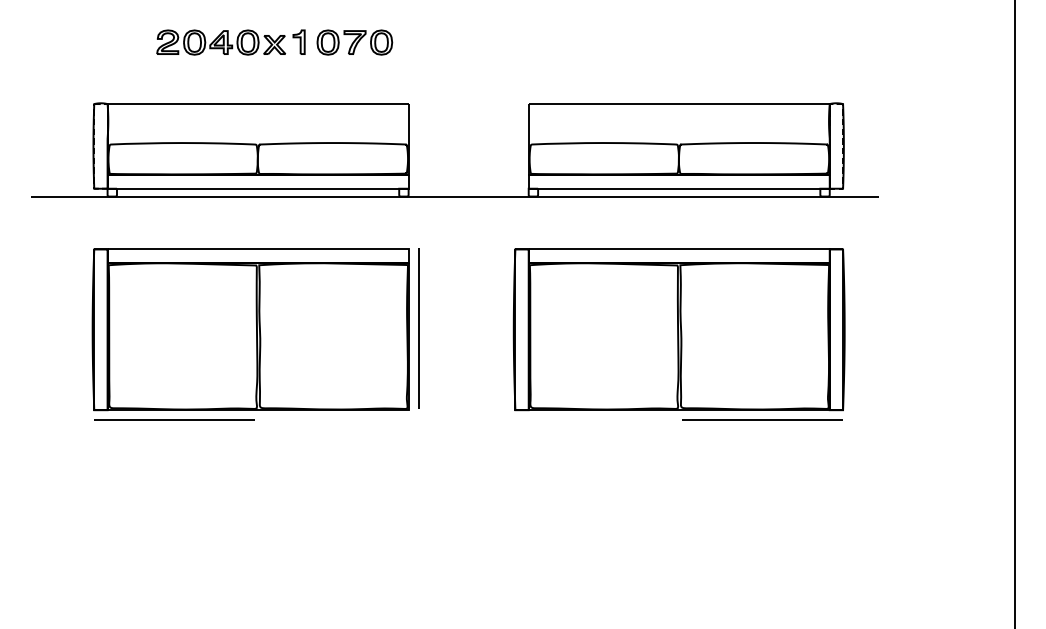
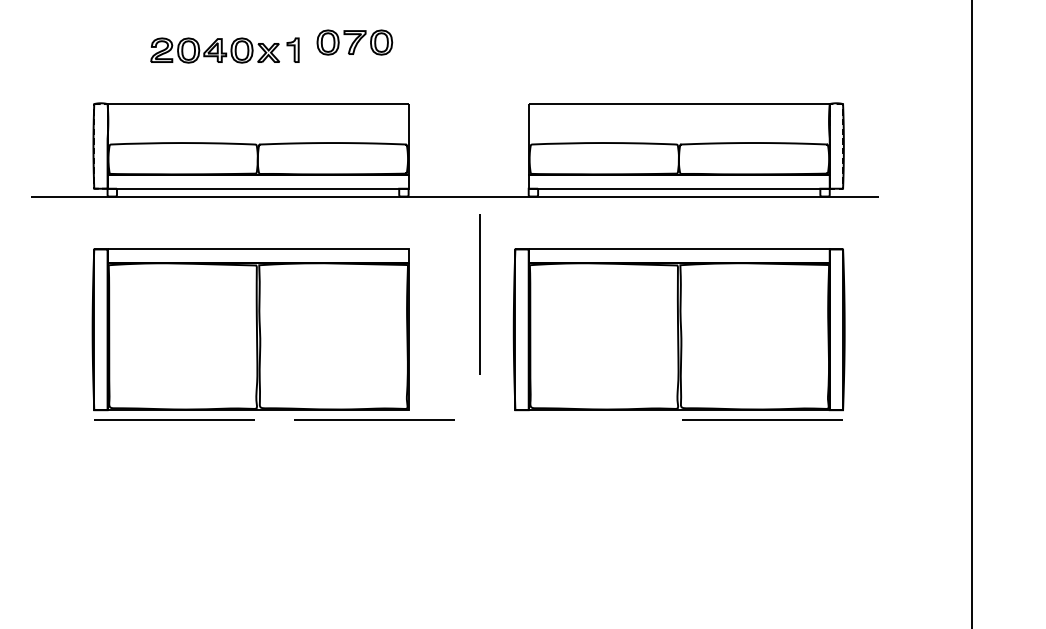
part position: (230, 42) -> (224, 50) (224, 50)
line position: (1014, 313) -> (971, 313) (971, 313)
line position: (418, 328) -> (479, 294) (479, 294)
line: none -> present (374, 419)
